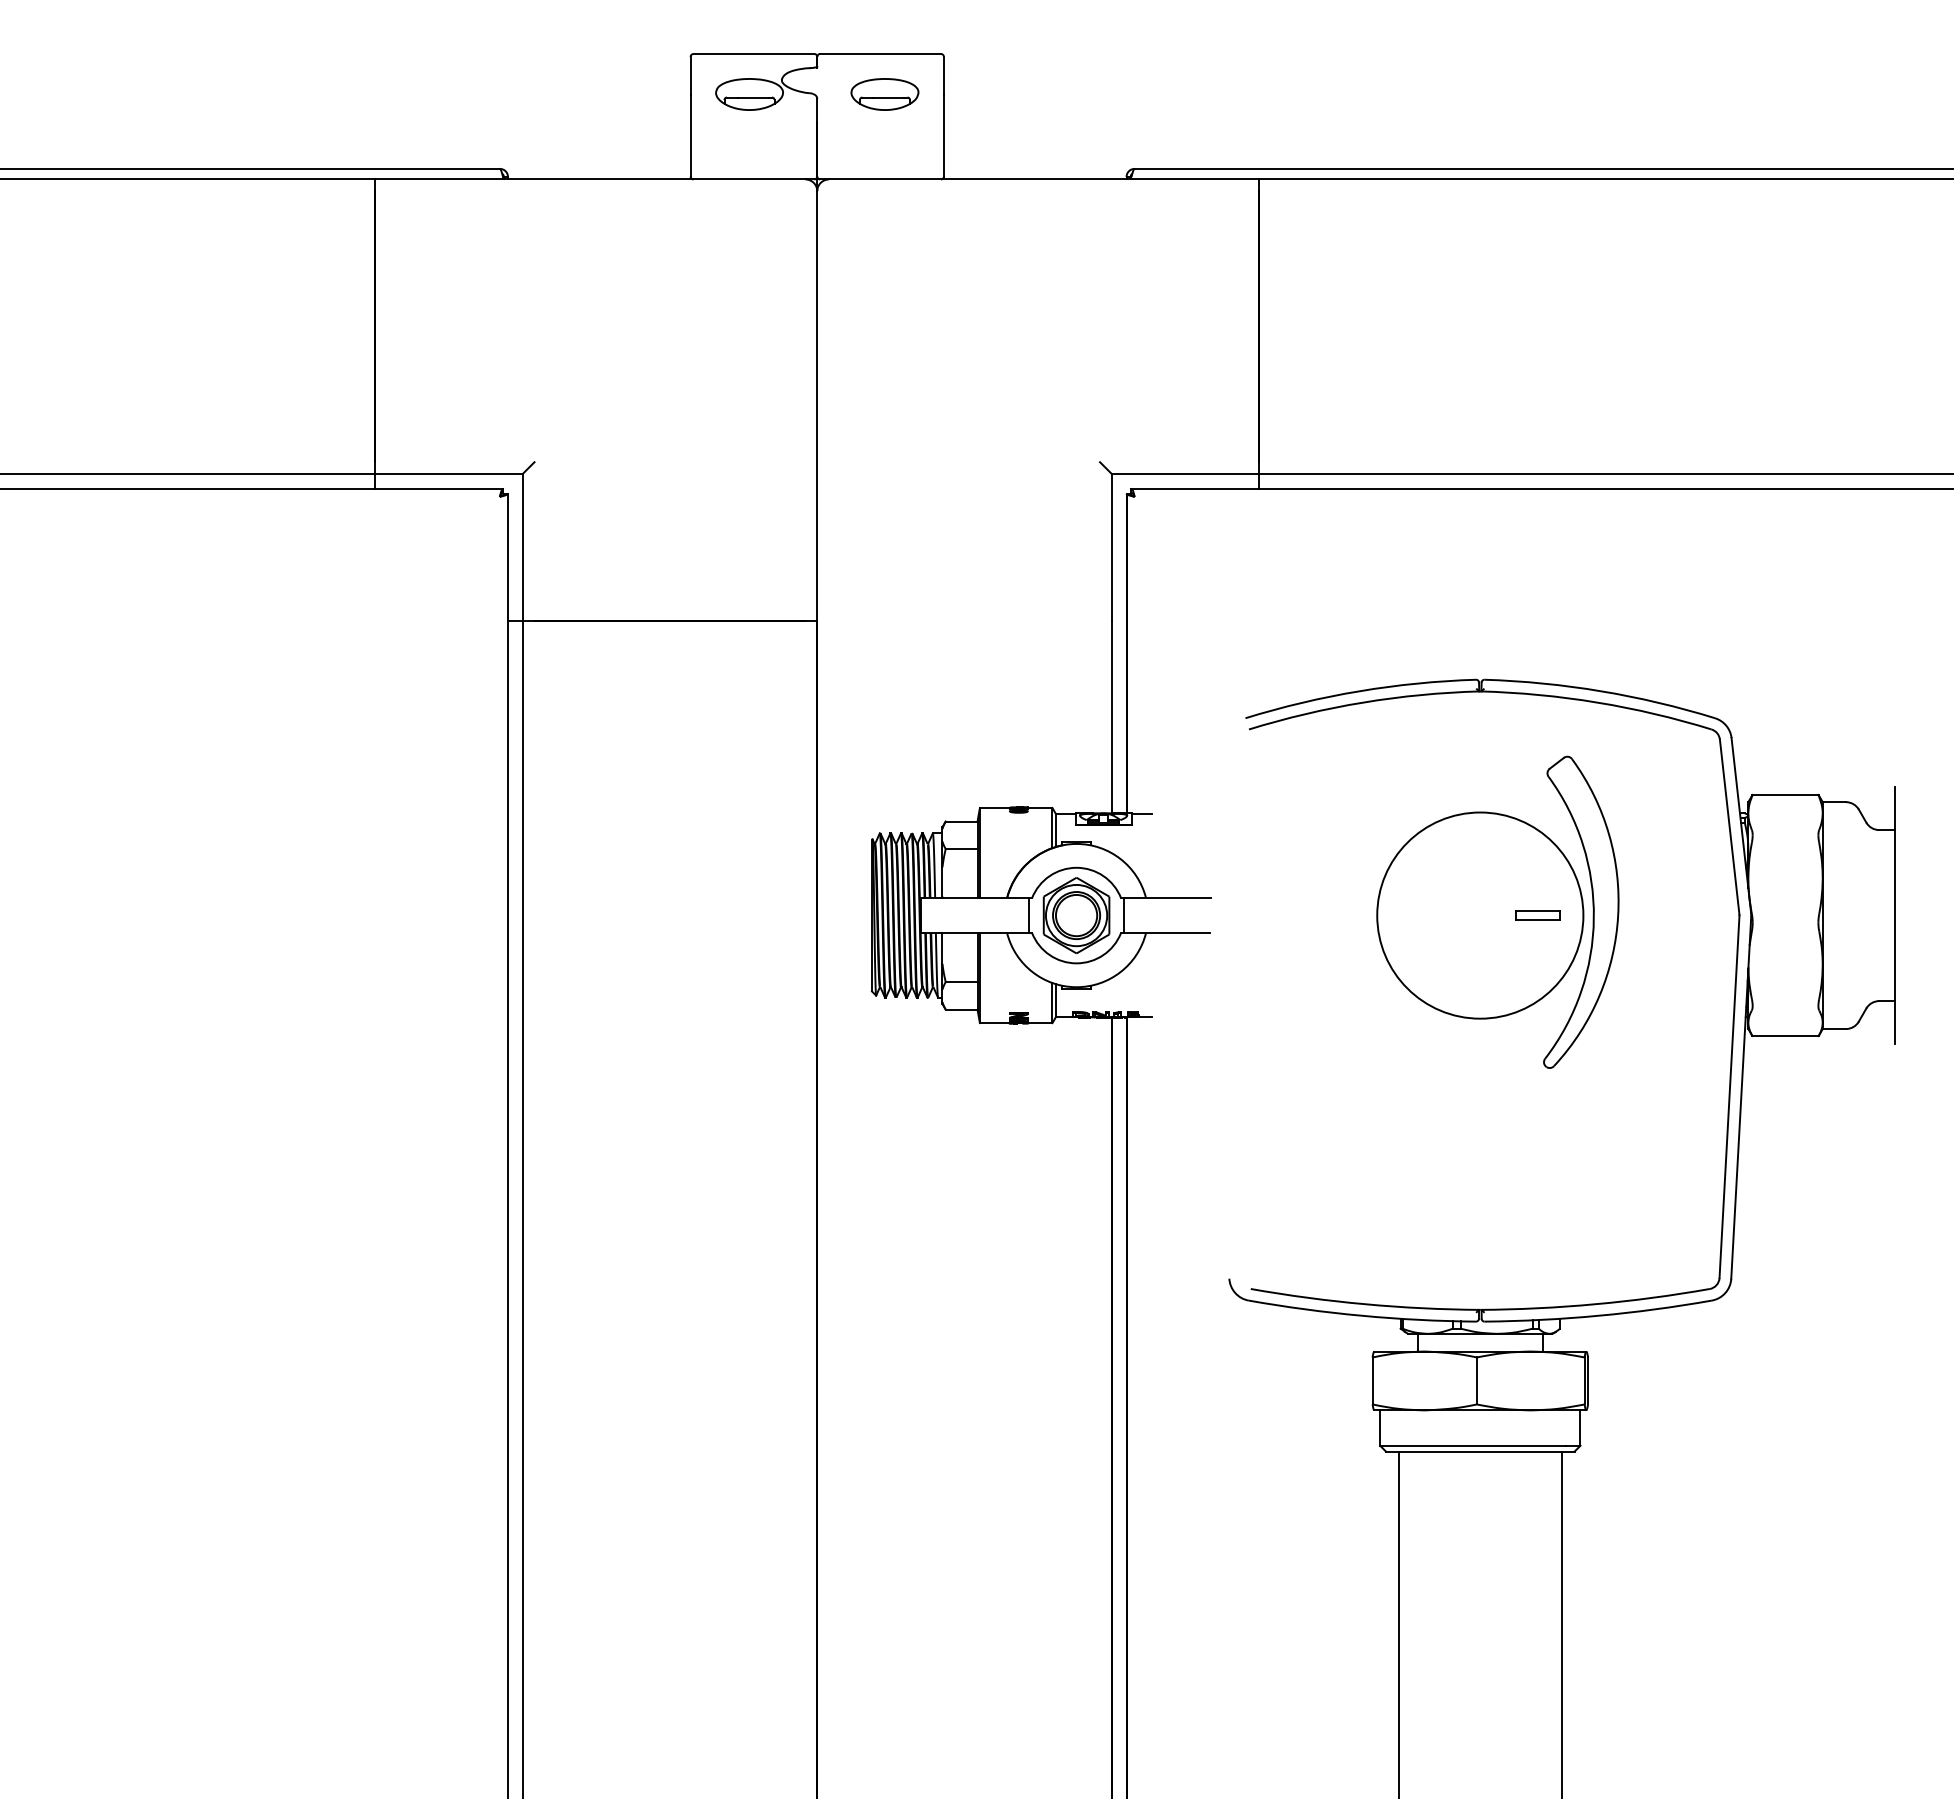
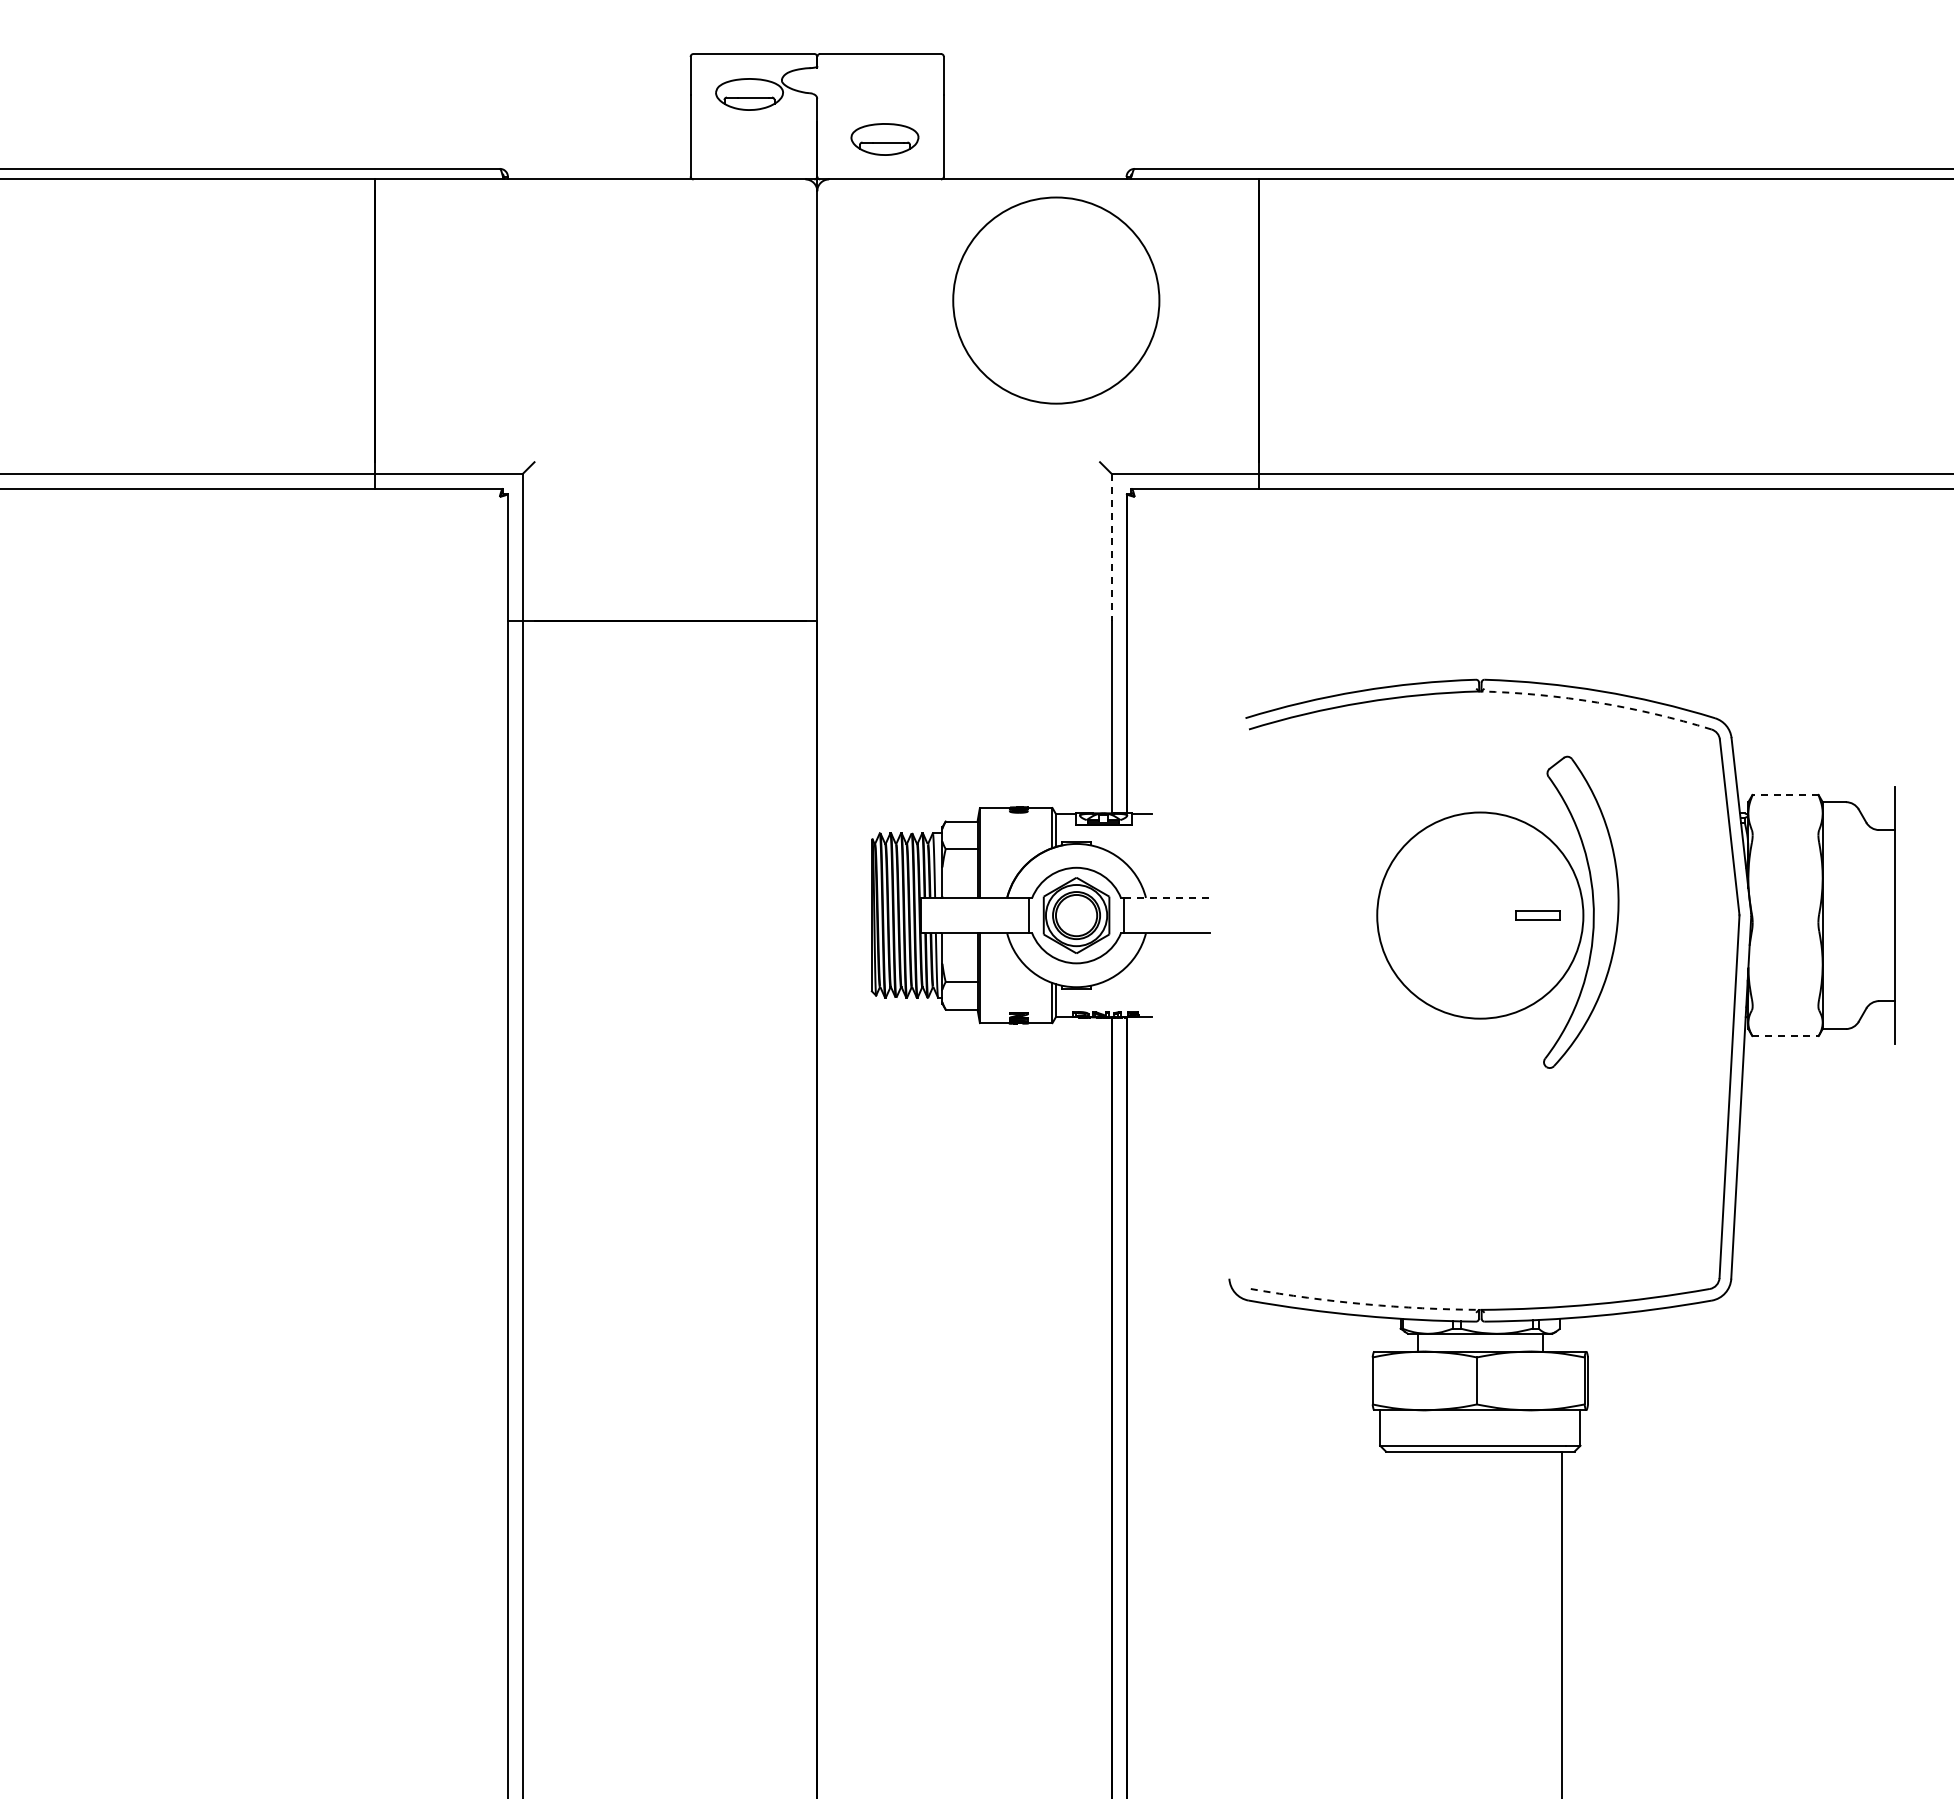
part position: (884, 94) -> (884, 139) (884, 139)
circle: none -> present (1056, 300)
line: solid -> dashed (1111, 547)
arc: solid -> dashed (1597, 702)
line: solid -> dashed (1785, 794)
line: solid -> dashed (1168, 897)
line: solid -> dashed (1785, 1036)
arc: solid -> dashed (1365, 1304)
line: present -> none (1398, 1623)
